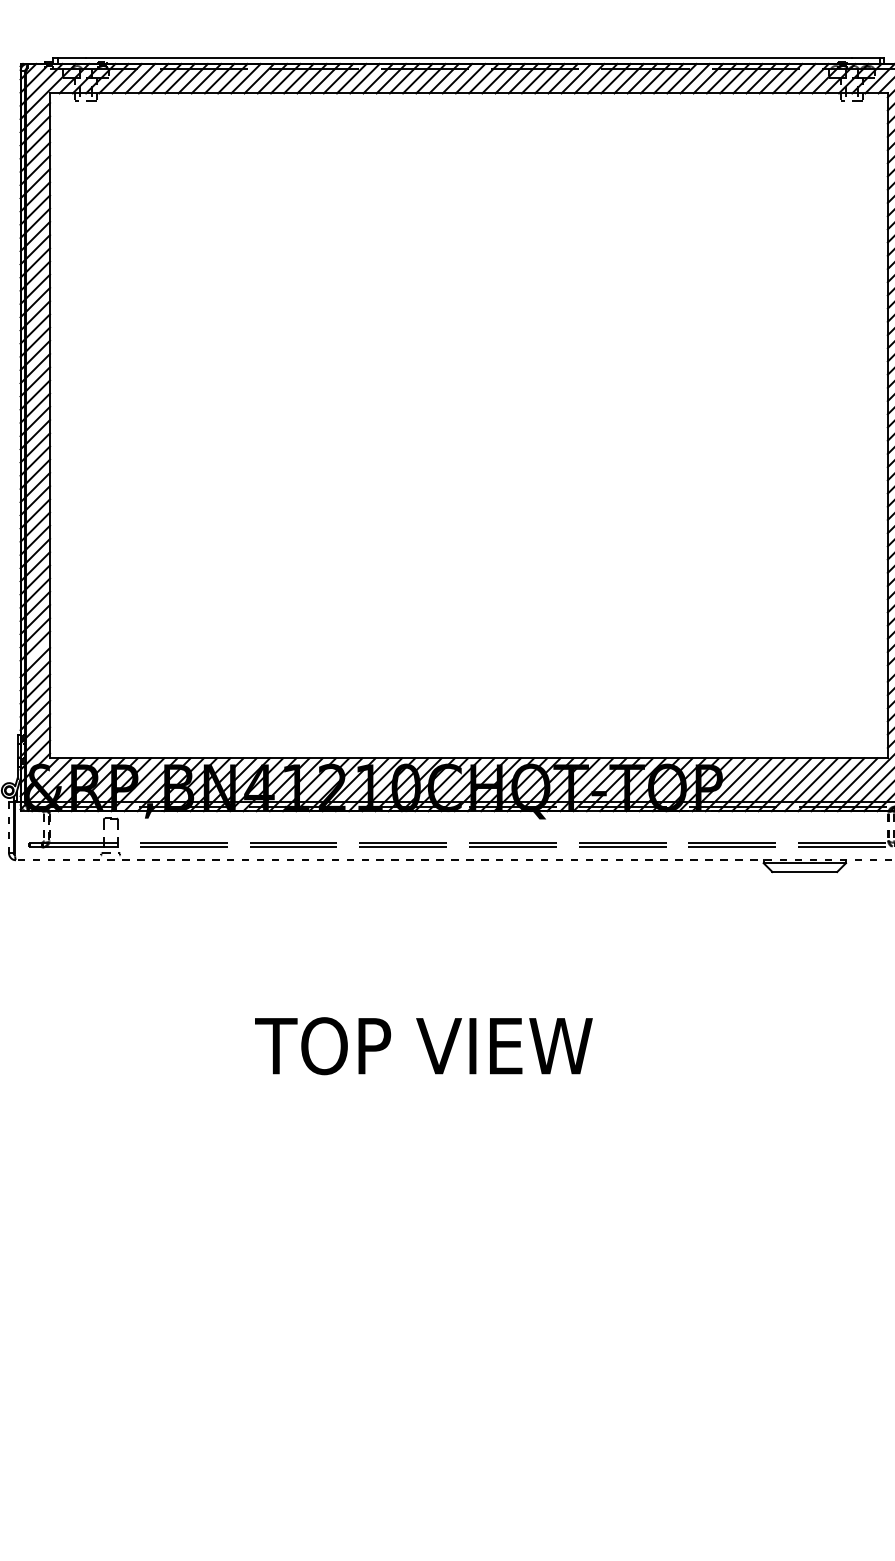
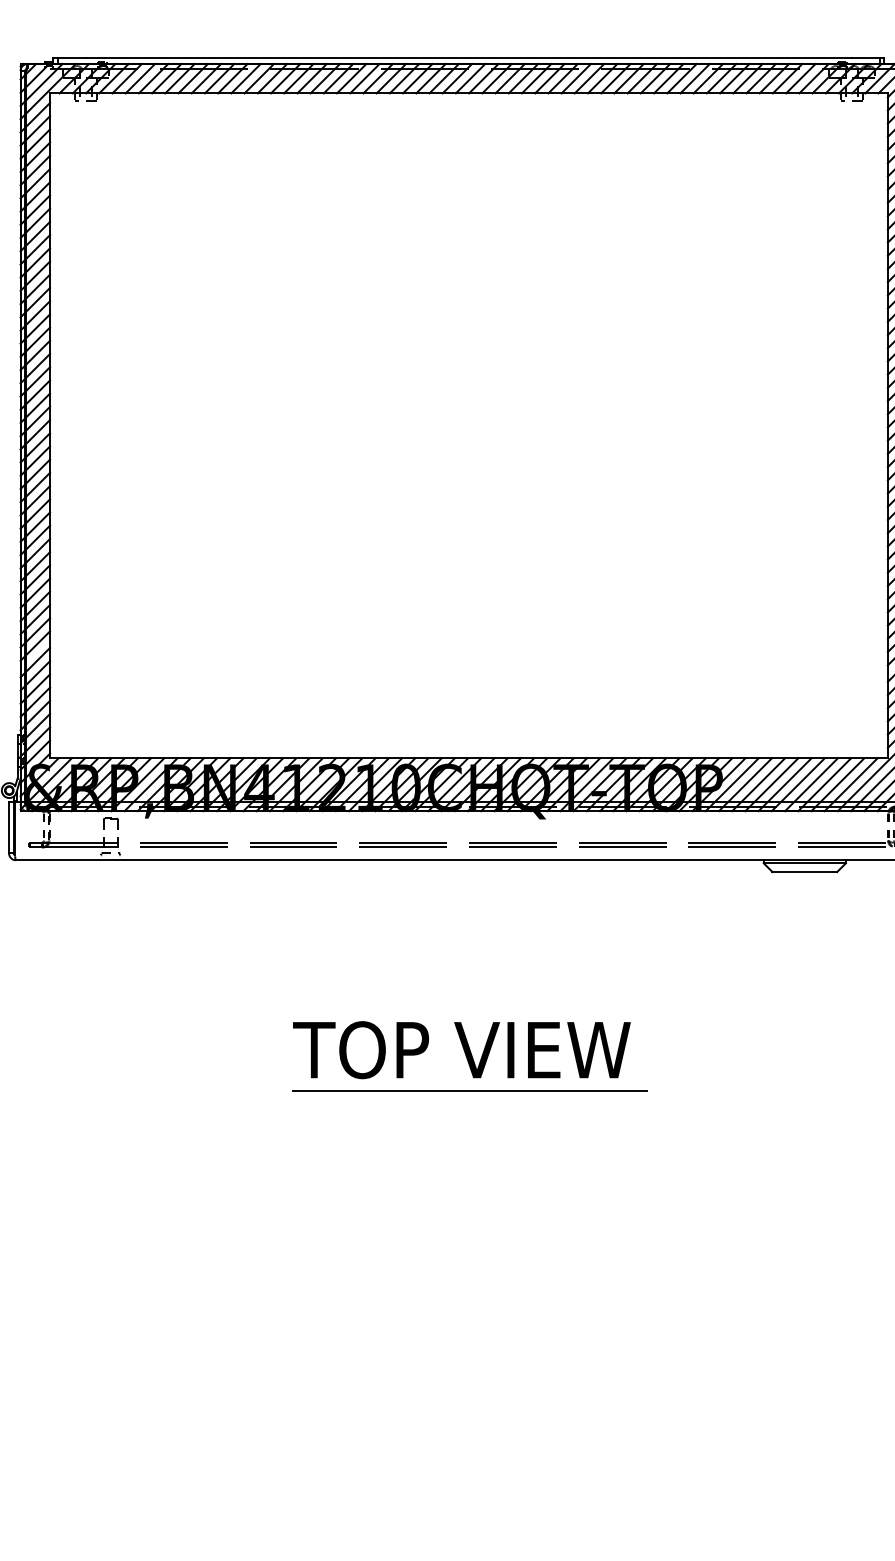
line: dashed -> solid (9, 827)
line: dashed -> solid (454, 860)
text position: (423, 1046) -> (461, 1050) (461, 1050)
line: none -> present (469, 1090)
